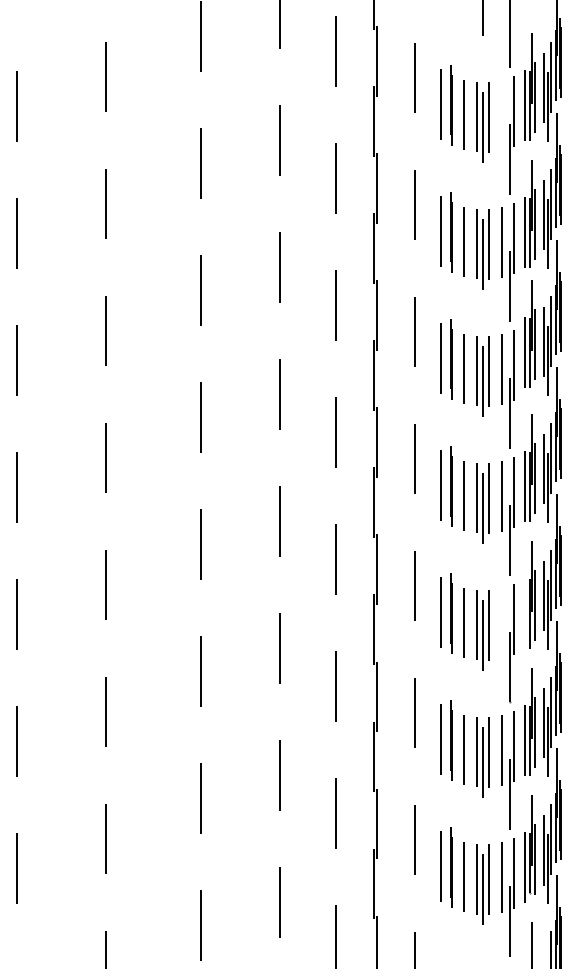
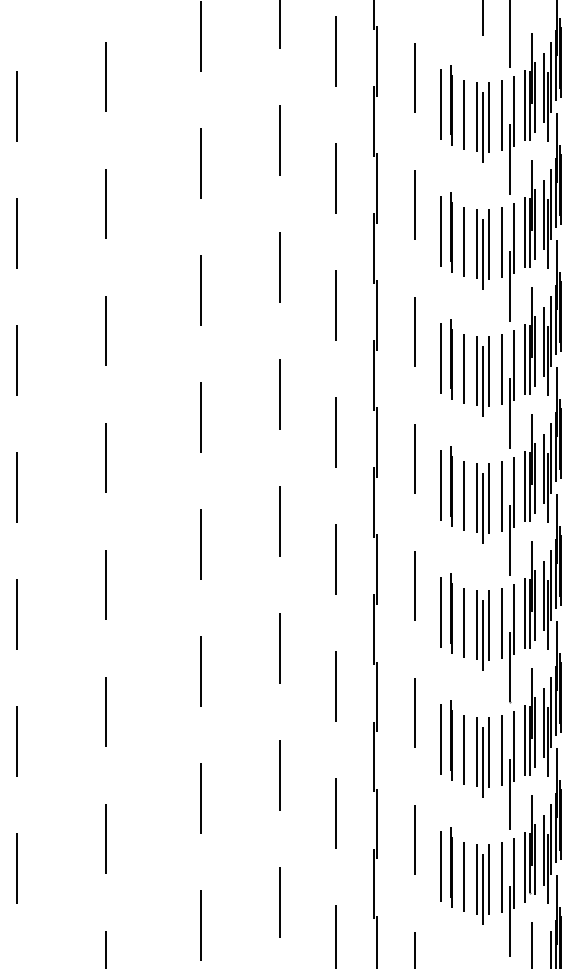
line: none -> present (501, 114)
part position: (529, 333) -> (529, 340) (529, 340)
line: none -> present (525, 613)
line: none -> present (501, 623)
